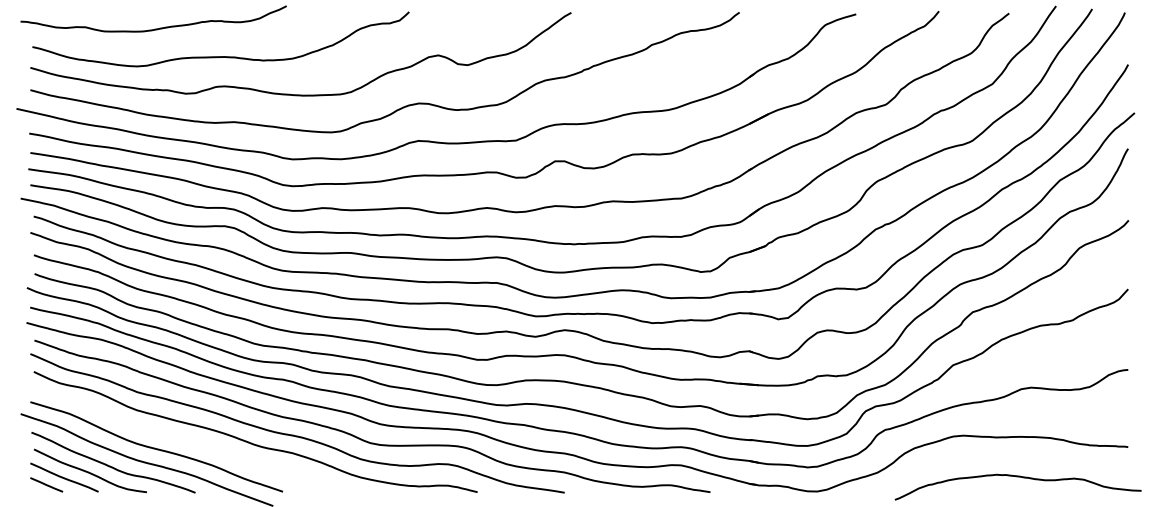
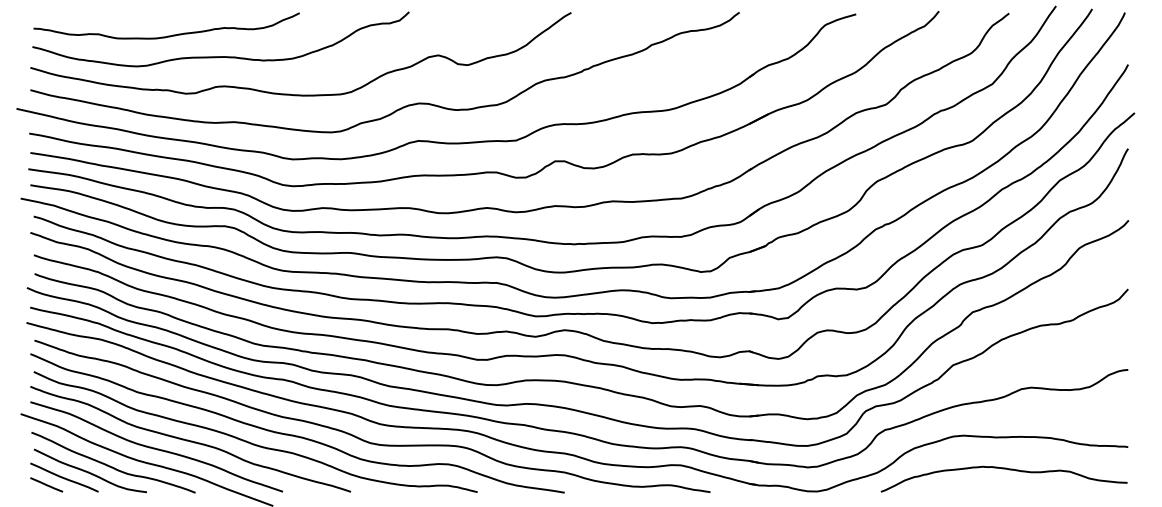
curve position: (154, 28) -> (167, 35) (167, 35)
curve: none -> present (190, 440)
curve position: (1017, 477) -> (1003, 469) (1003, 469)
